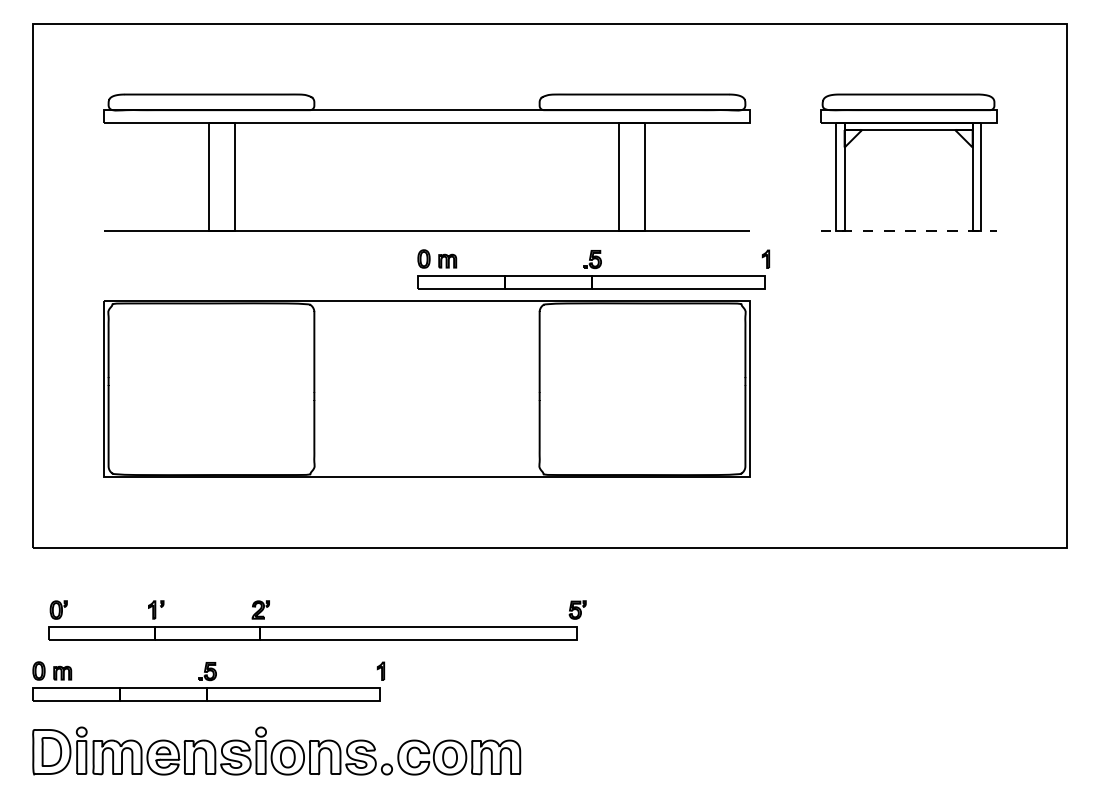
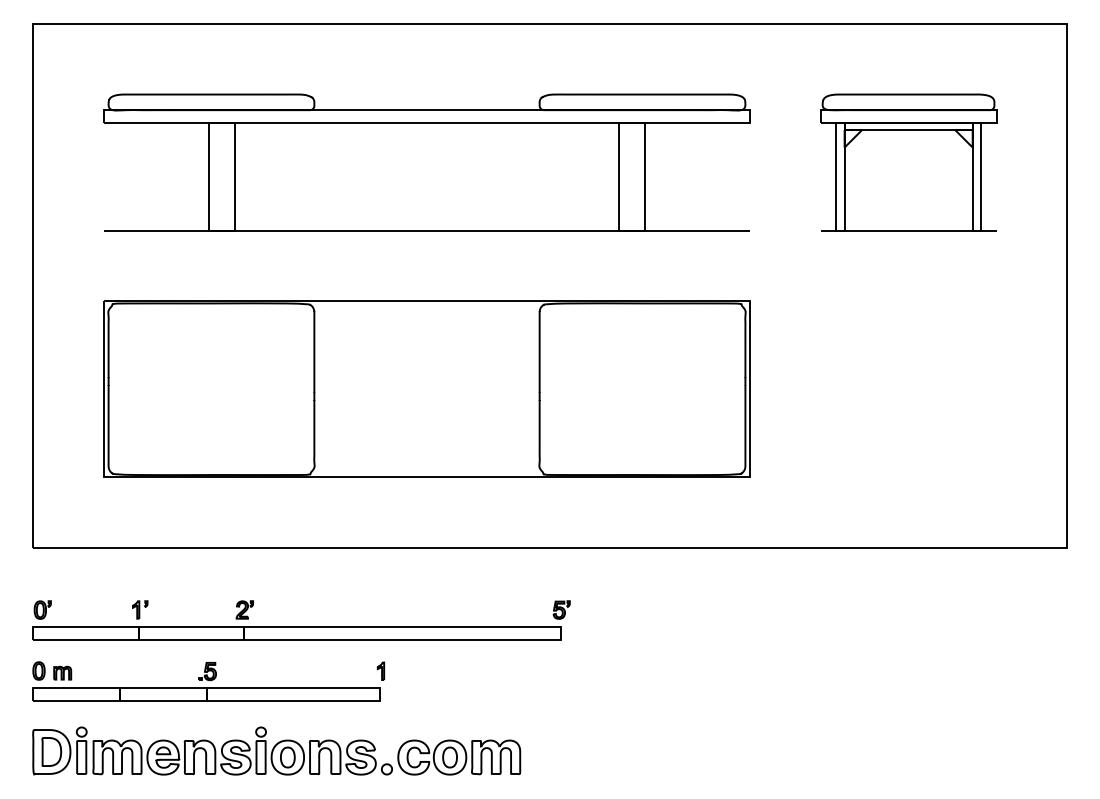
line: dashed -> solid (908, 230)
part: present -> none (593, 269)
part position: (317, 620) -> (301, 620) (301, 620)
